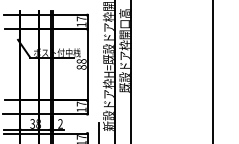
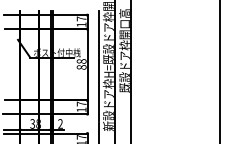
line: none -> present (98, 65)
line position: (212, 71) -> (219, 71) (219, 71)
